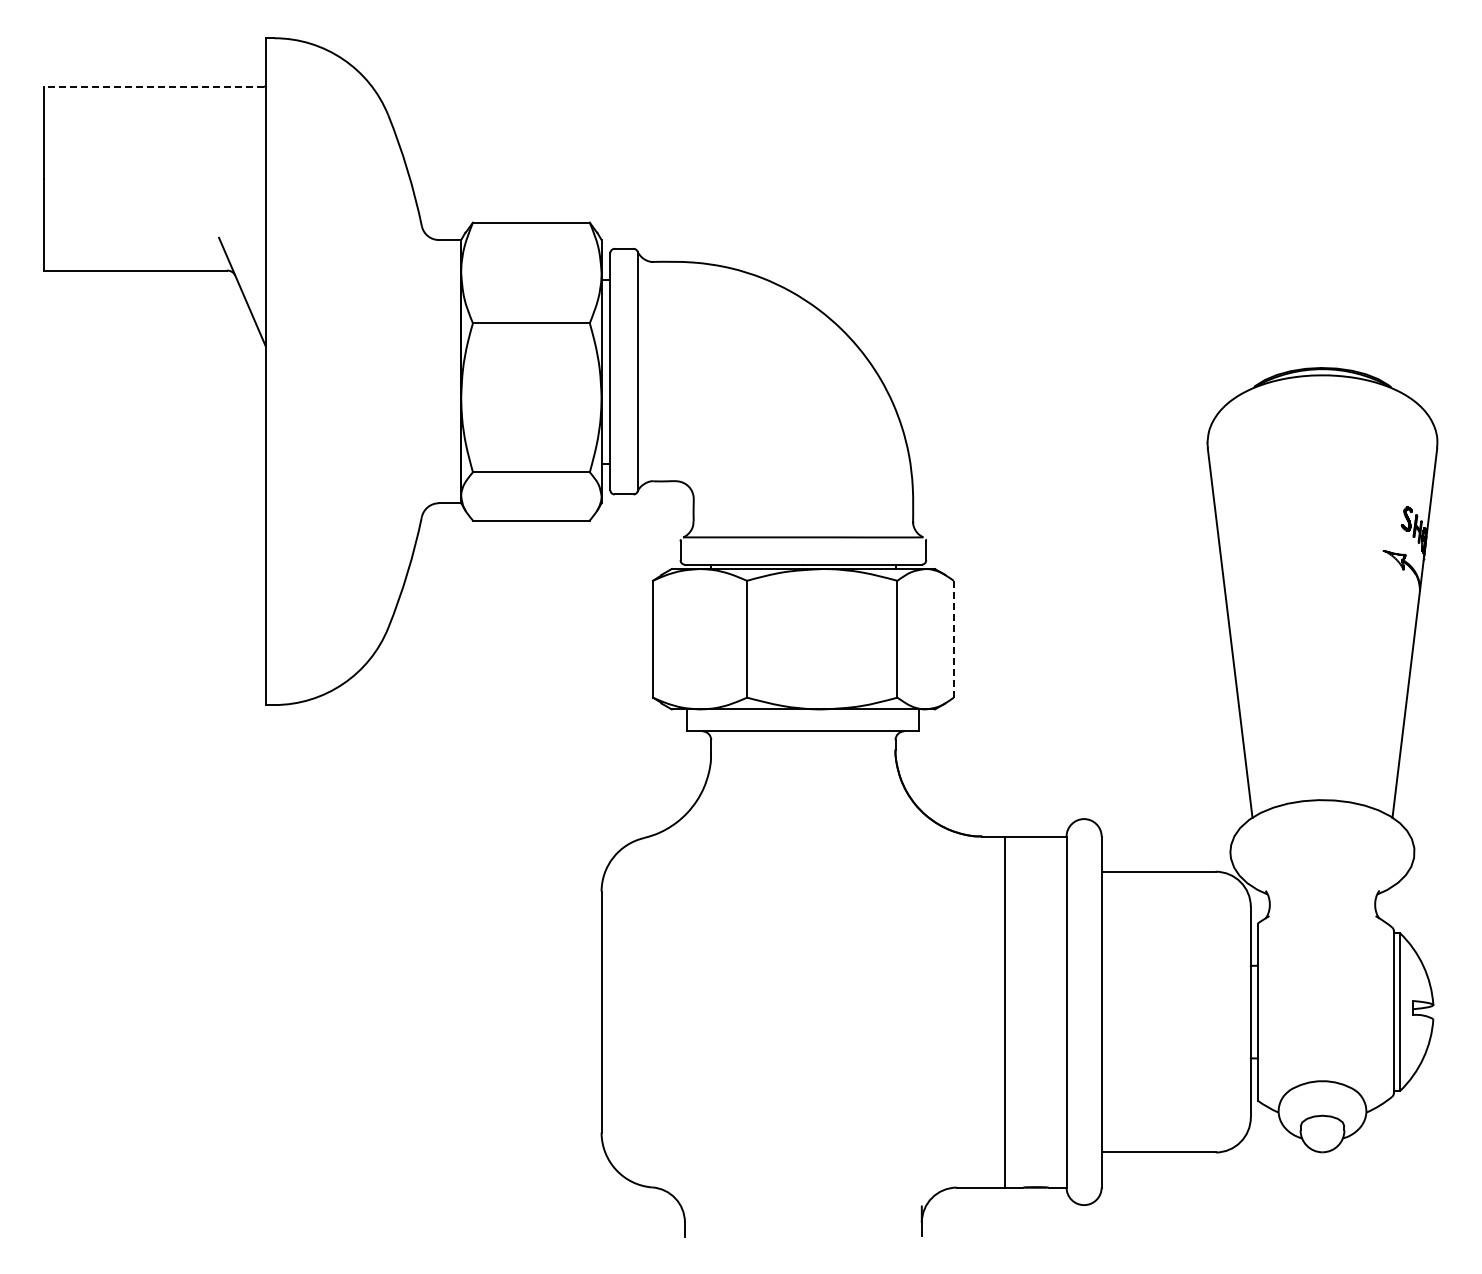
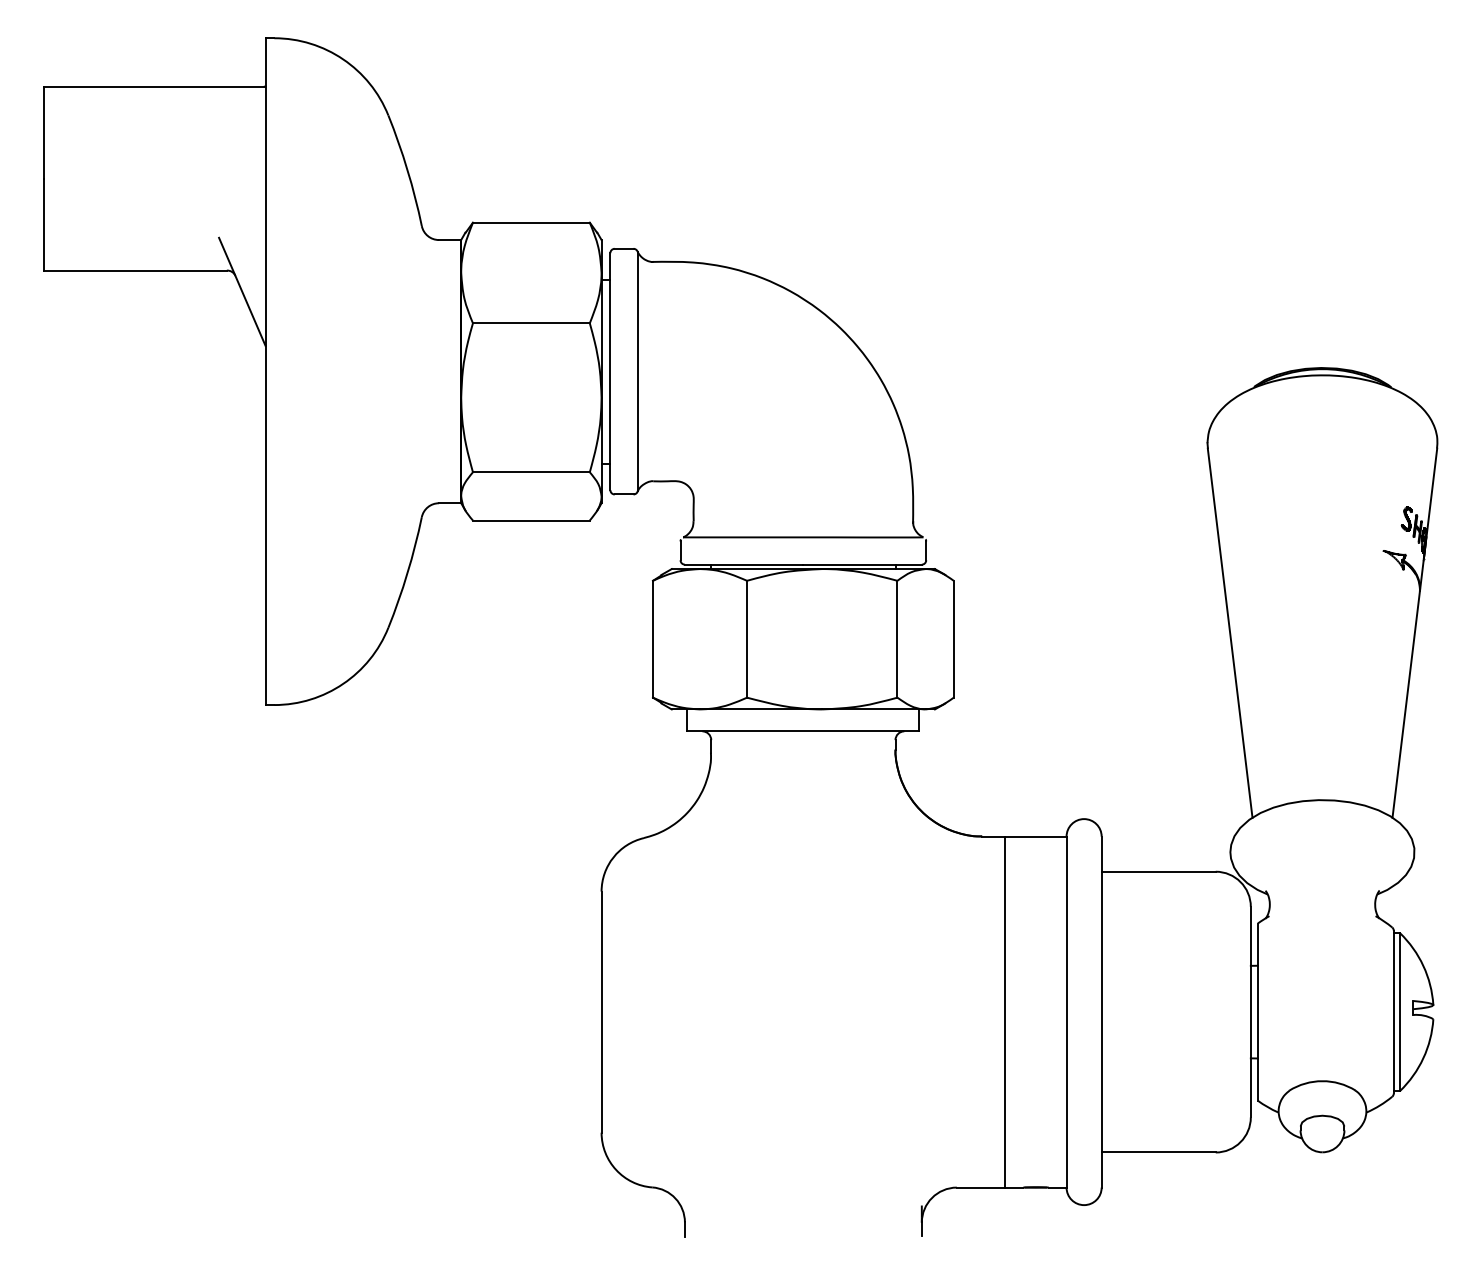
line: dashed -> solid (154, 86)
line: dashed -> solid (953, 639)
